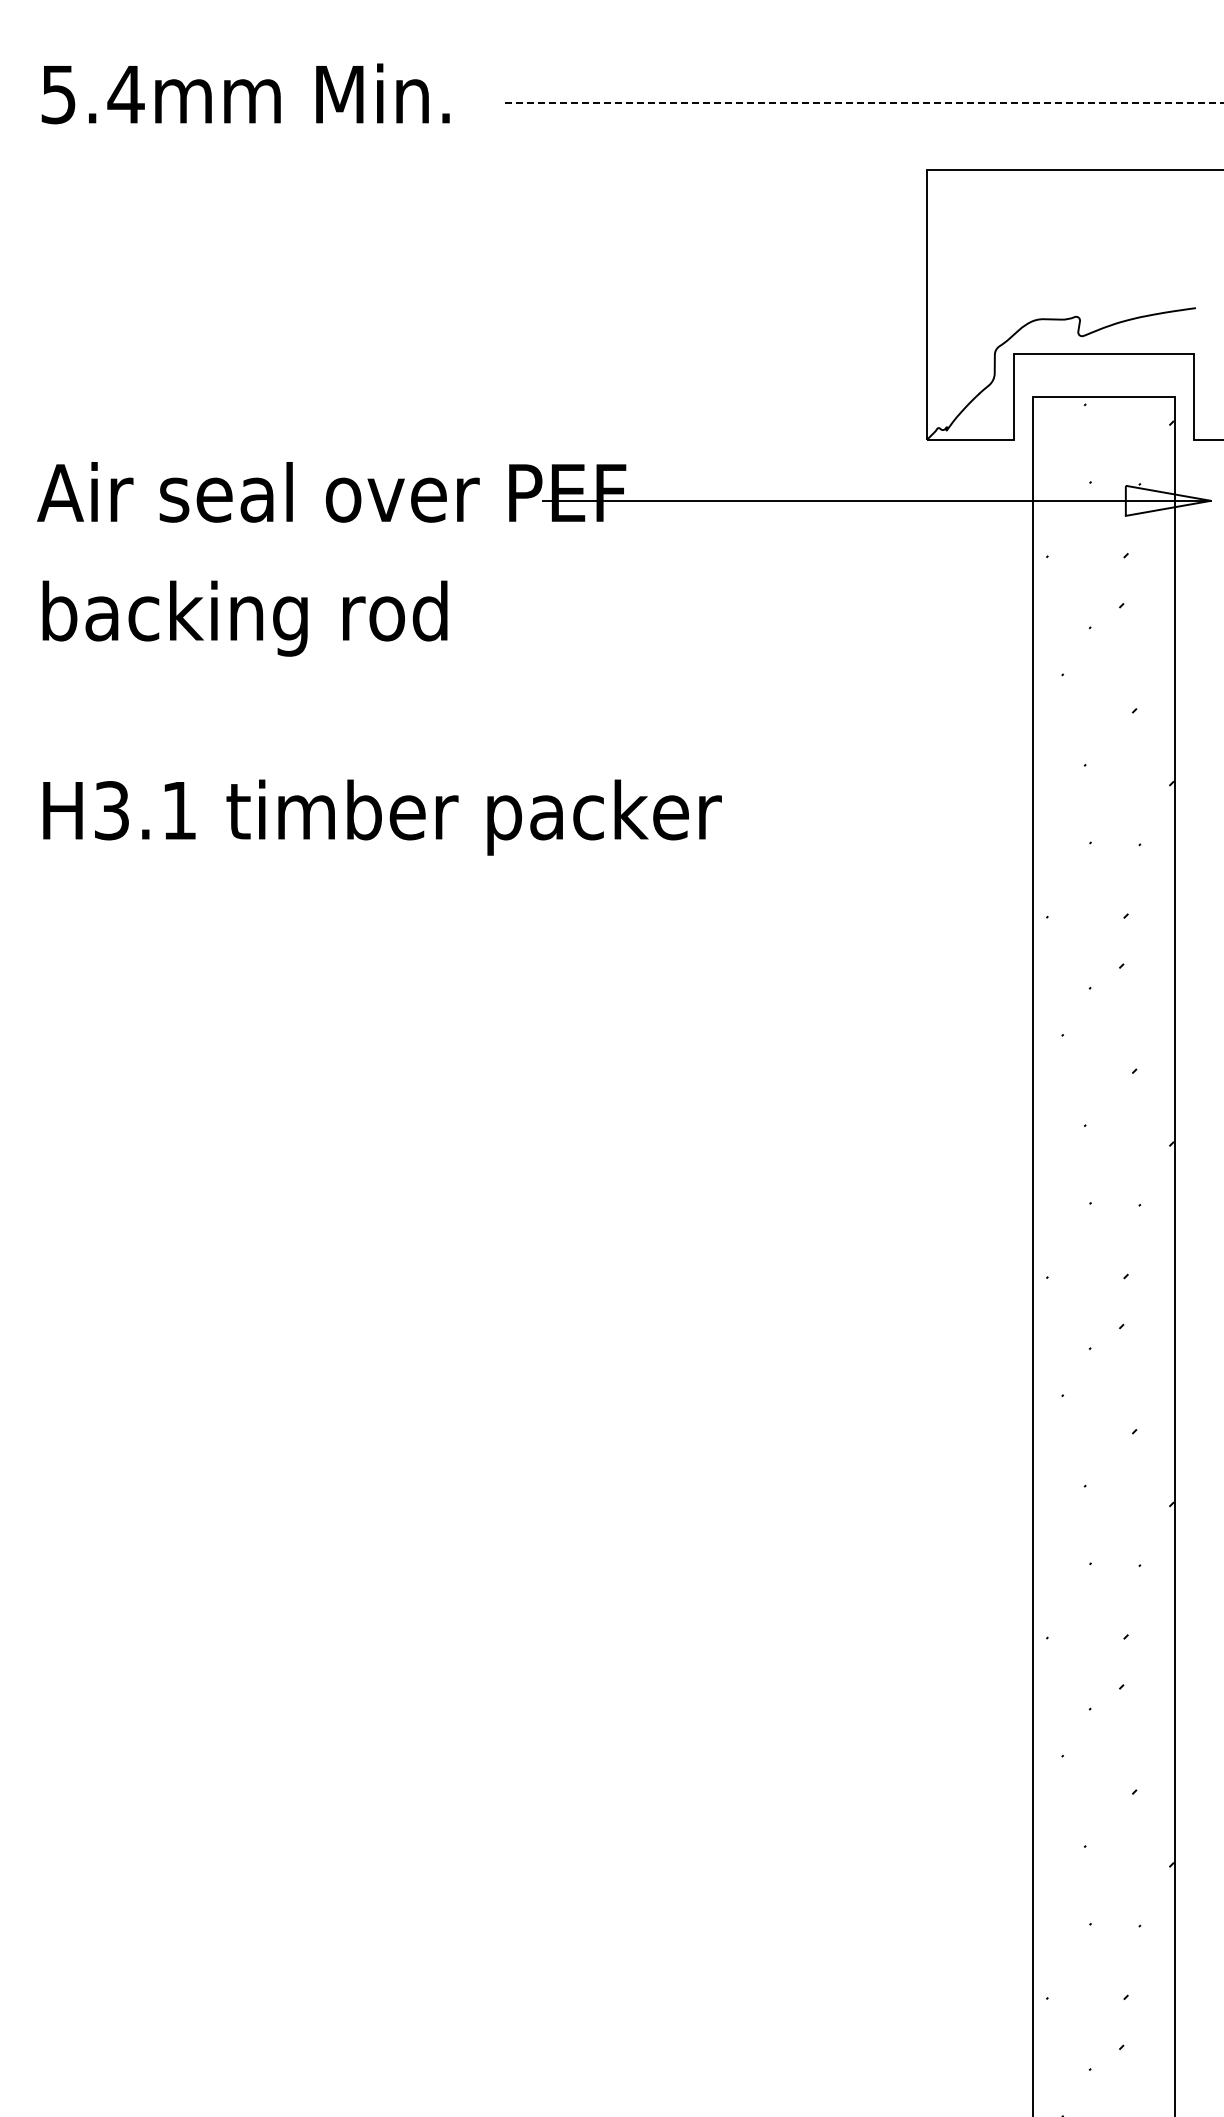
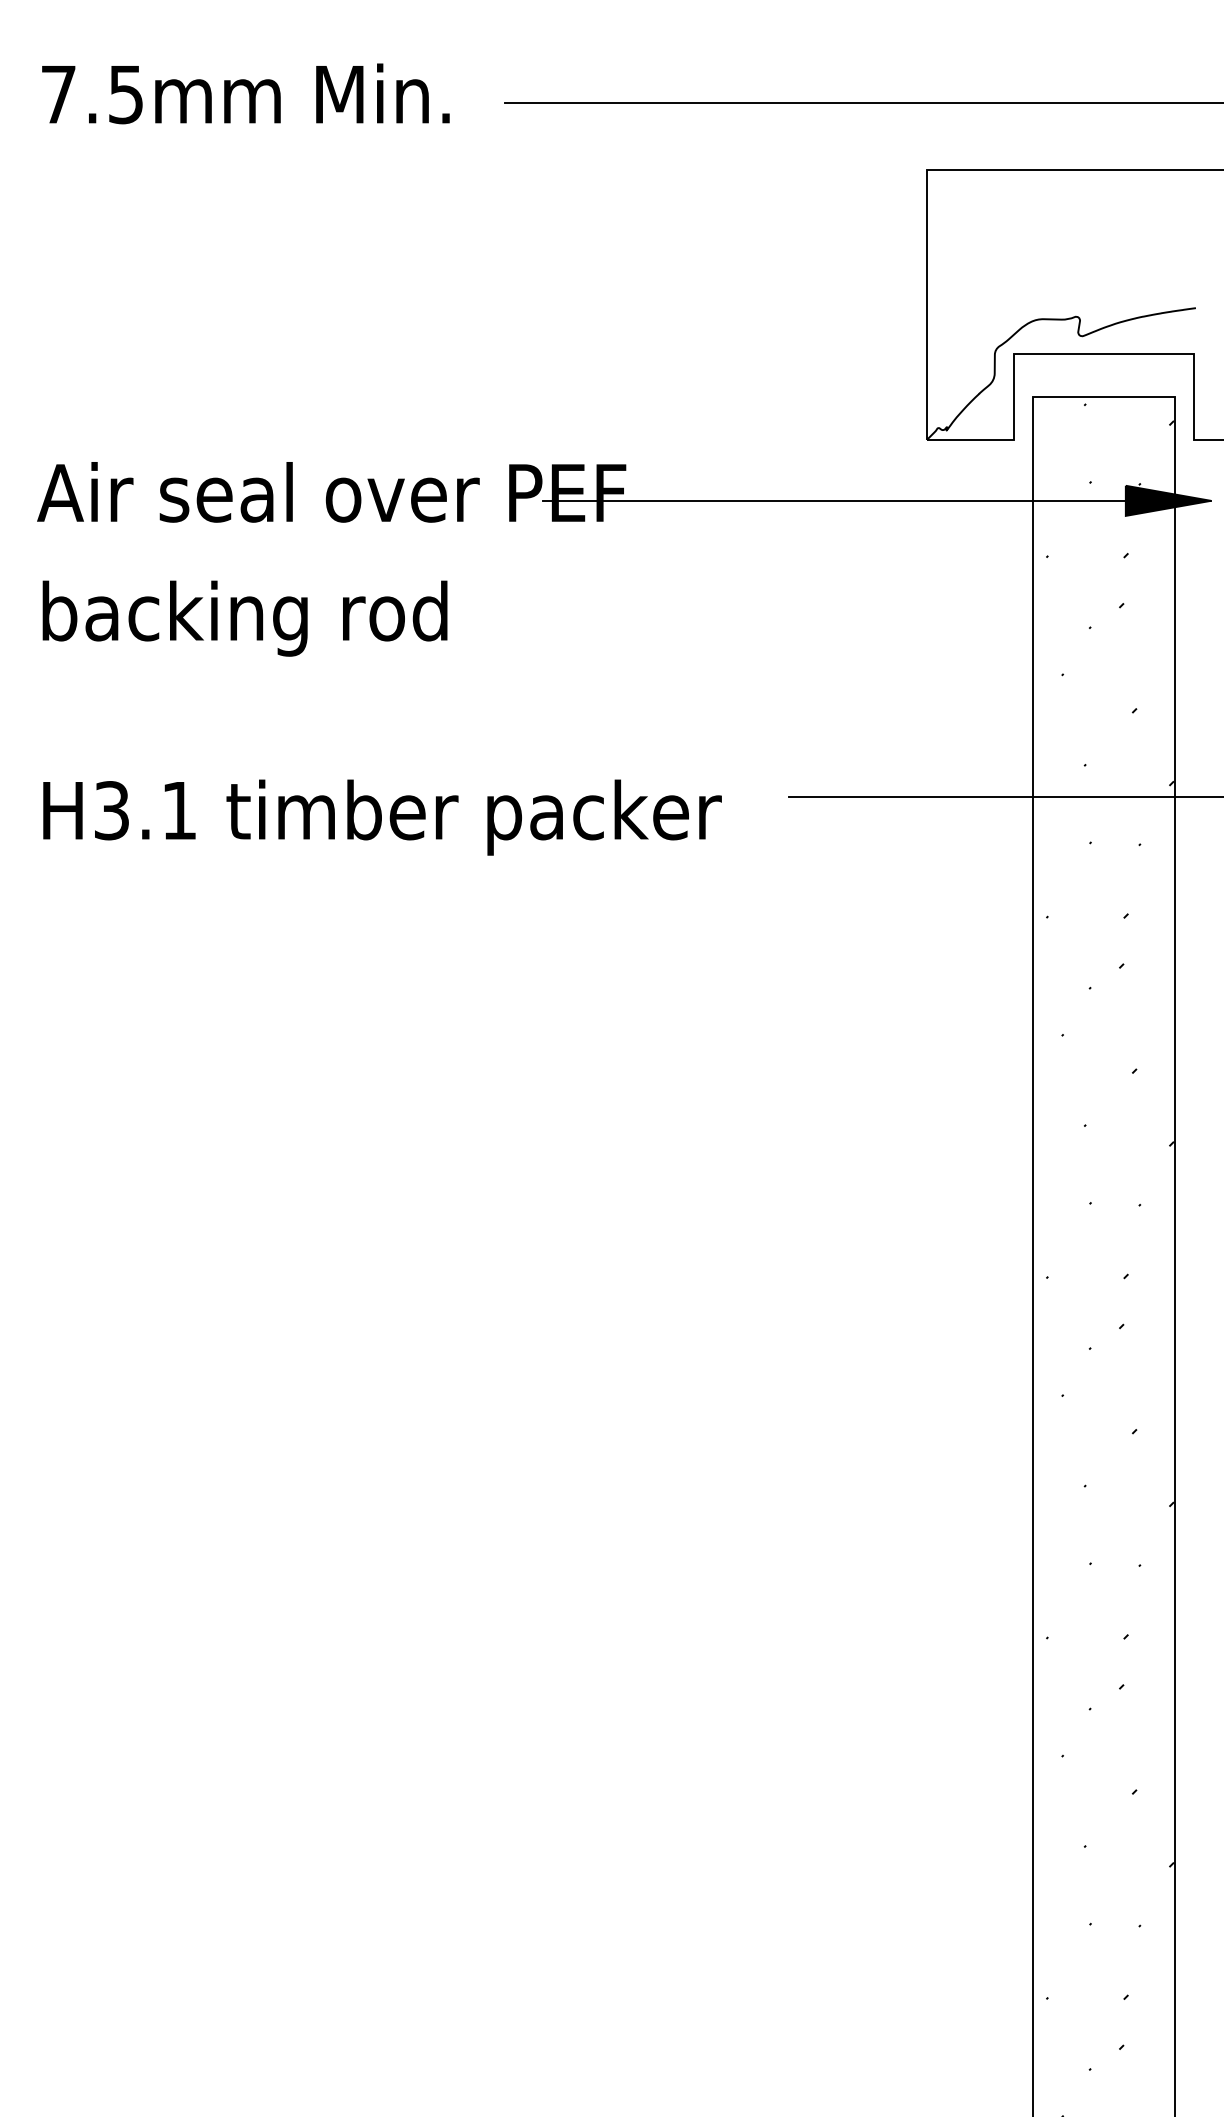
text: 5.4mm -> 7.5mm (92, 95)
line: dashed -> solid (864, 103)
fill: none -> present (1167, 500)
line: none -> present (1004, 796)
